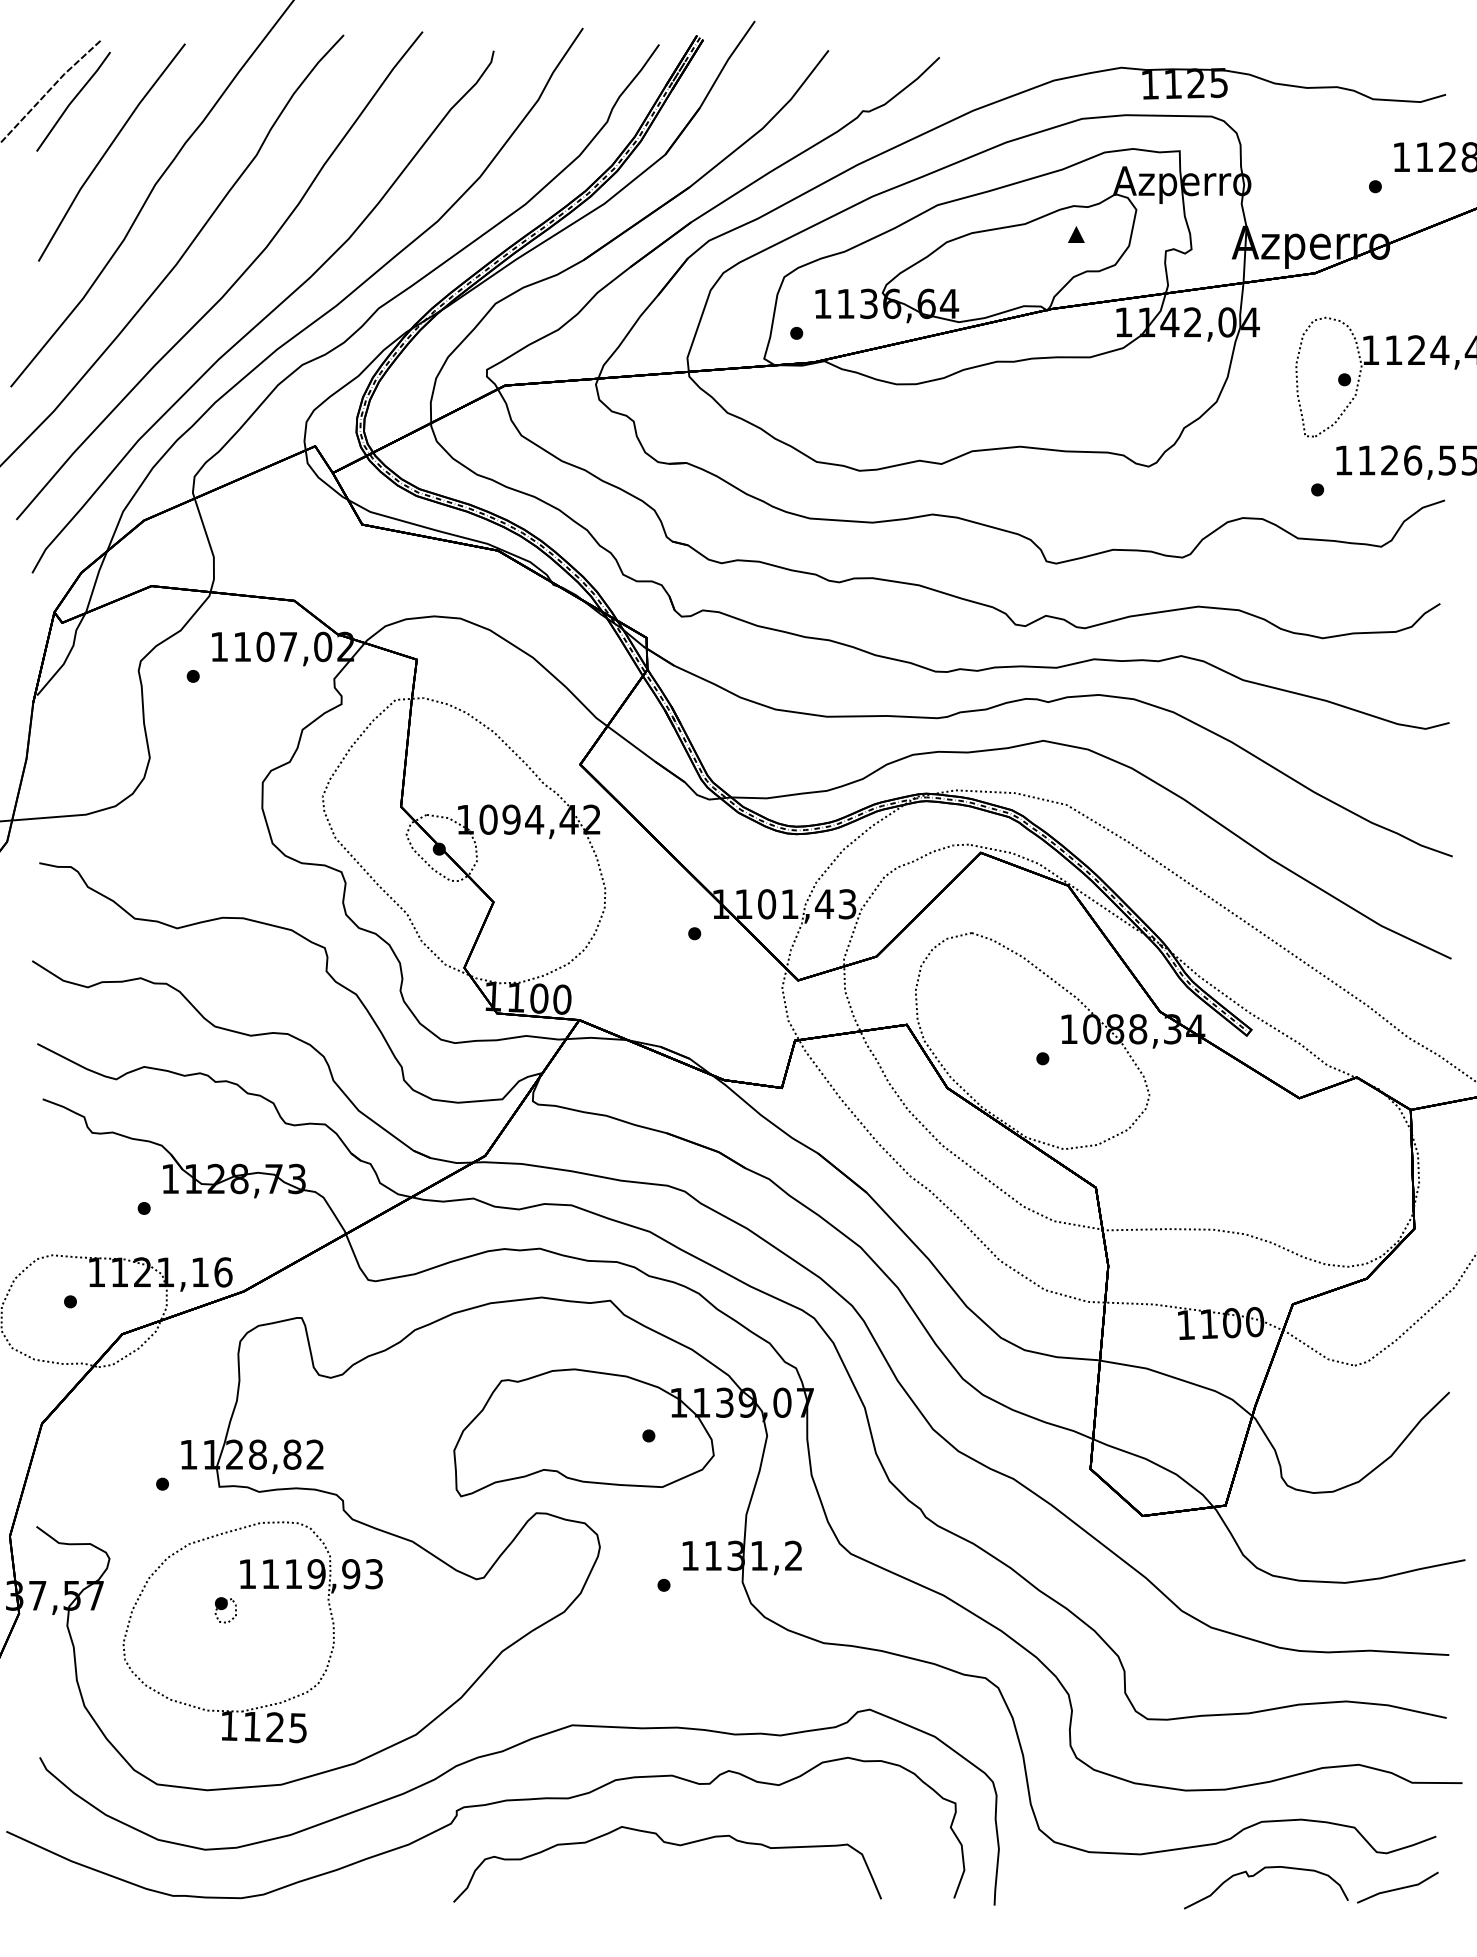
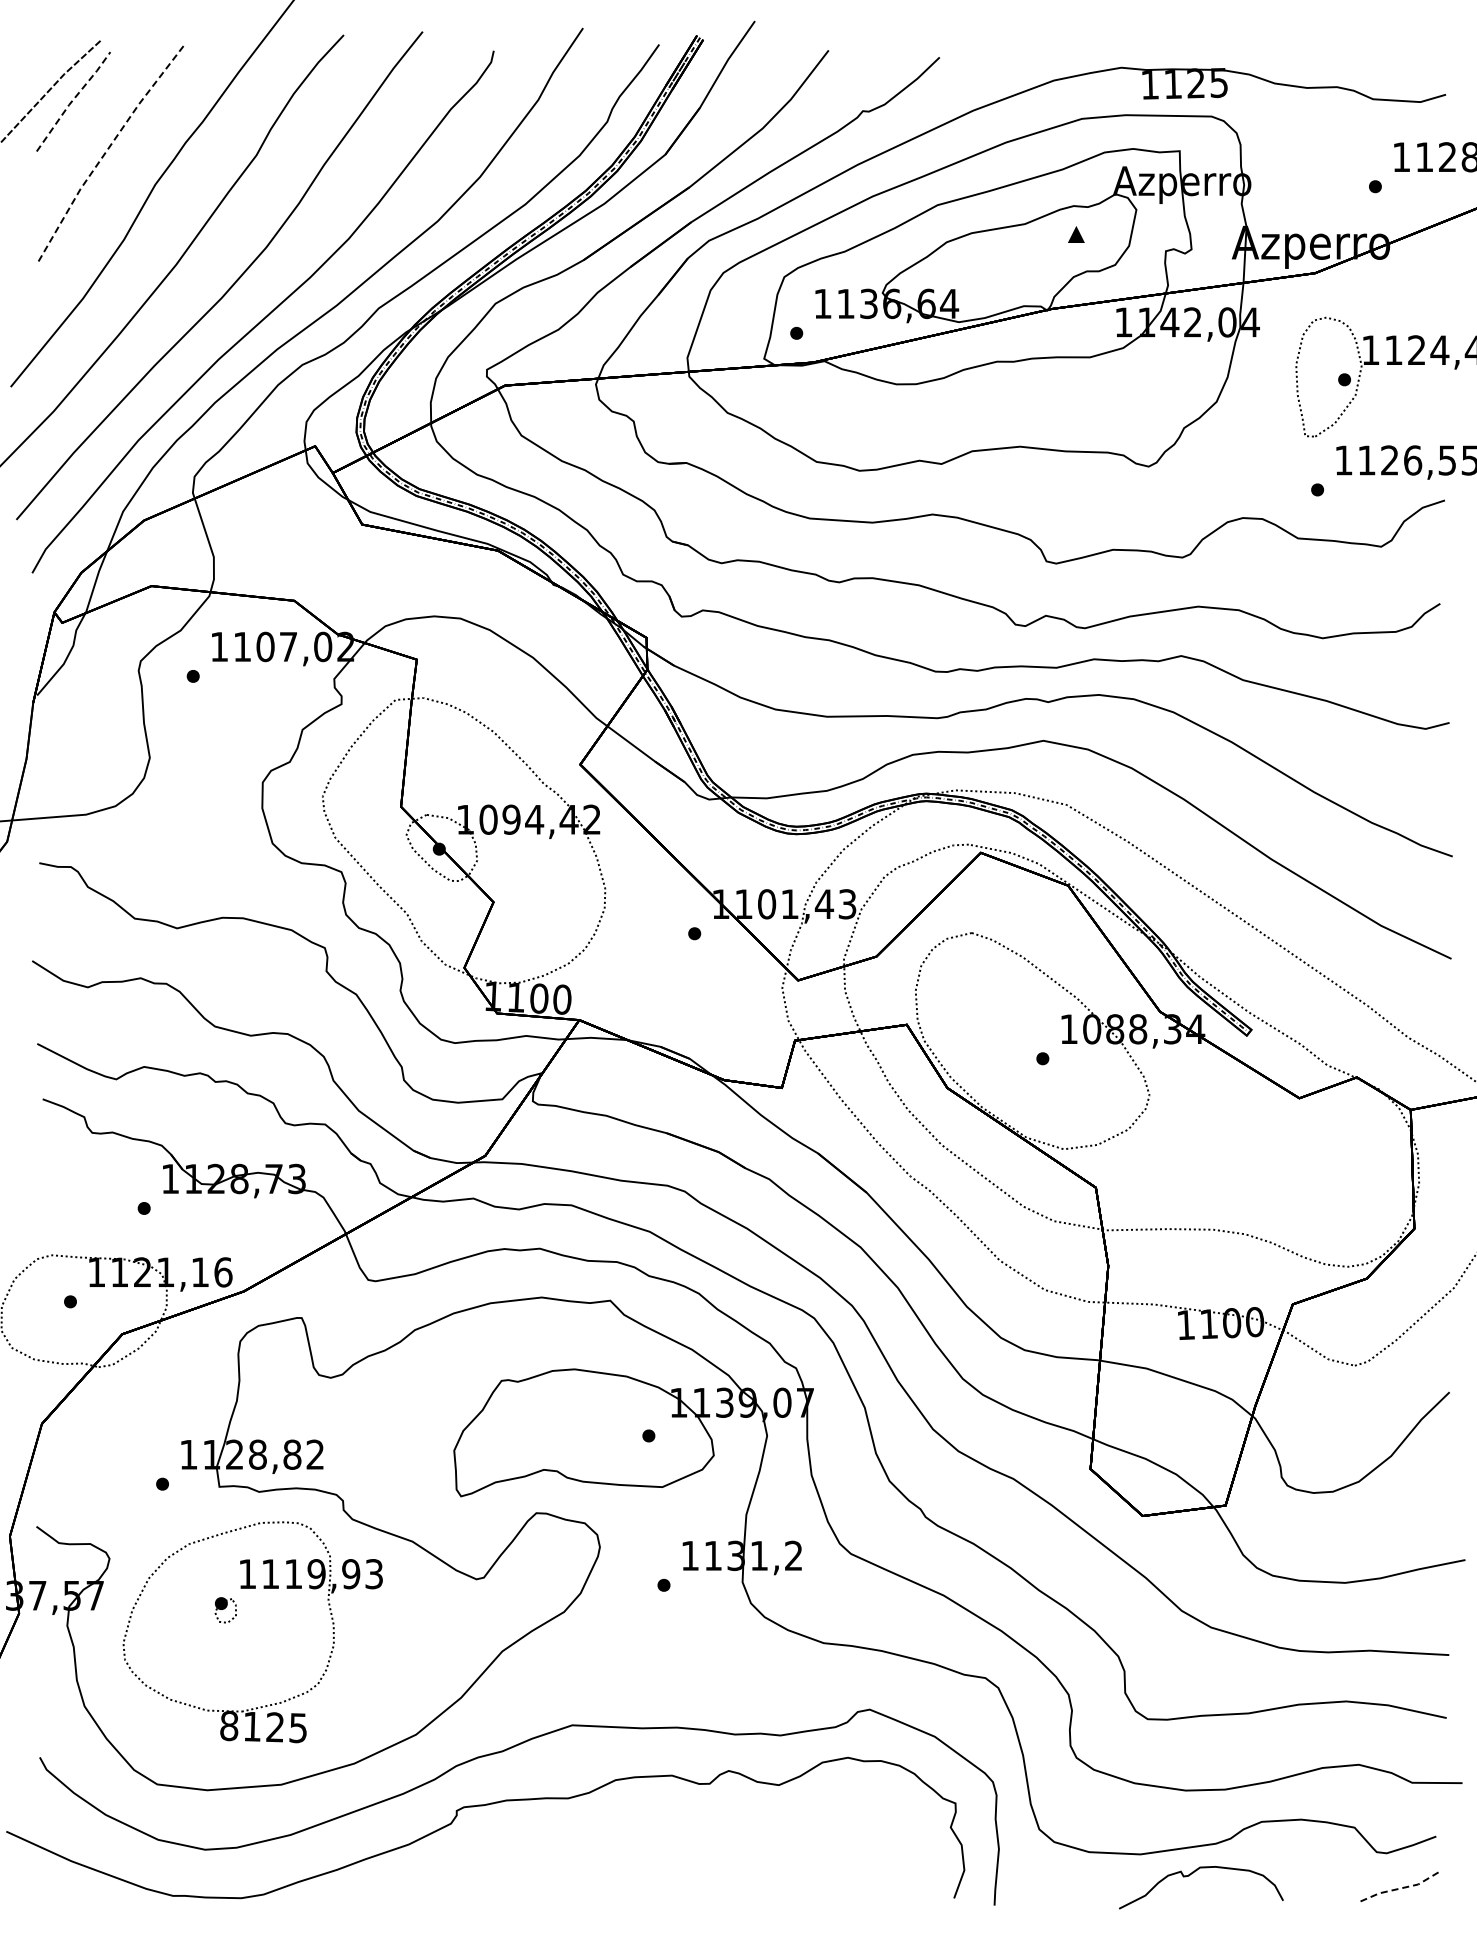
line: solid -> dashed (72, 100)
line: solid -> dashed (107, 149)
text: 1125 -> 8125 (229, 1725)
curve: present -> none (669, 1844)
curve position: (1258, 1873) -> (1193, 1873) (1193, 1873)
line: solid -> dashed (1397, 1889)
